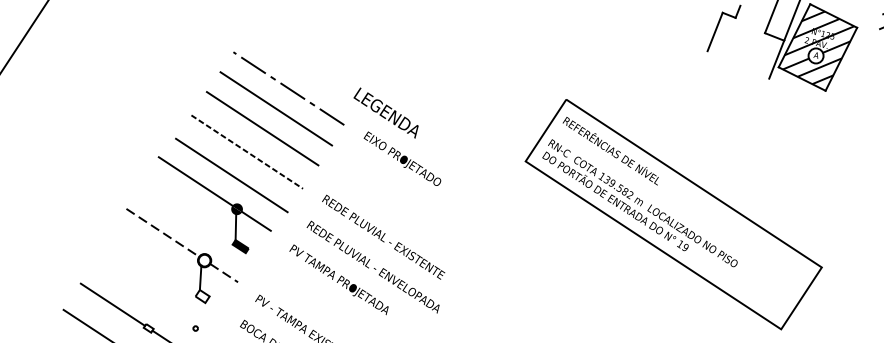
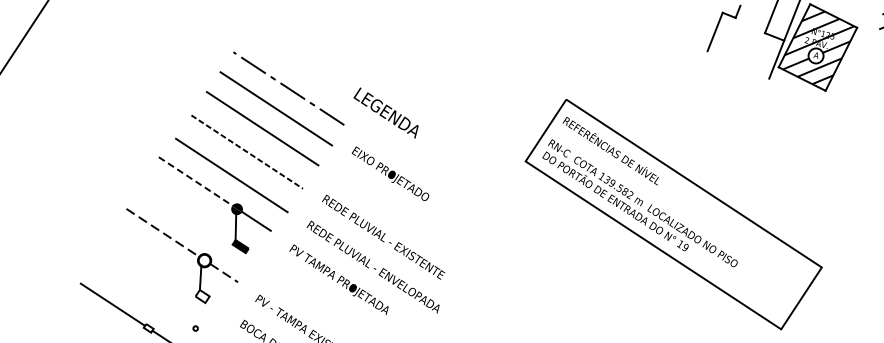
text position: (402, 158) -> (390, 173) (390, 173)
line: solid -> dashed (196, 181)
line: present -> none (85, 324)
